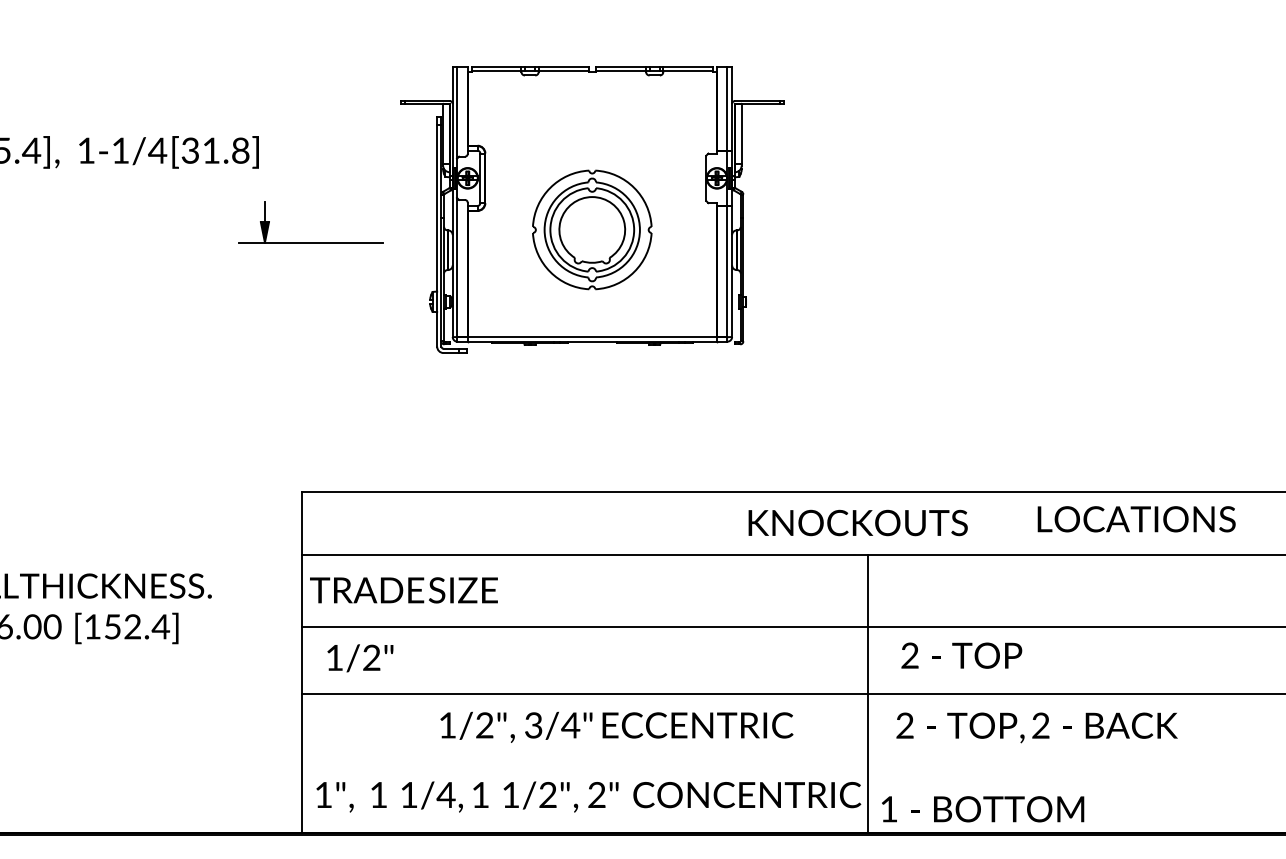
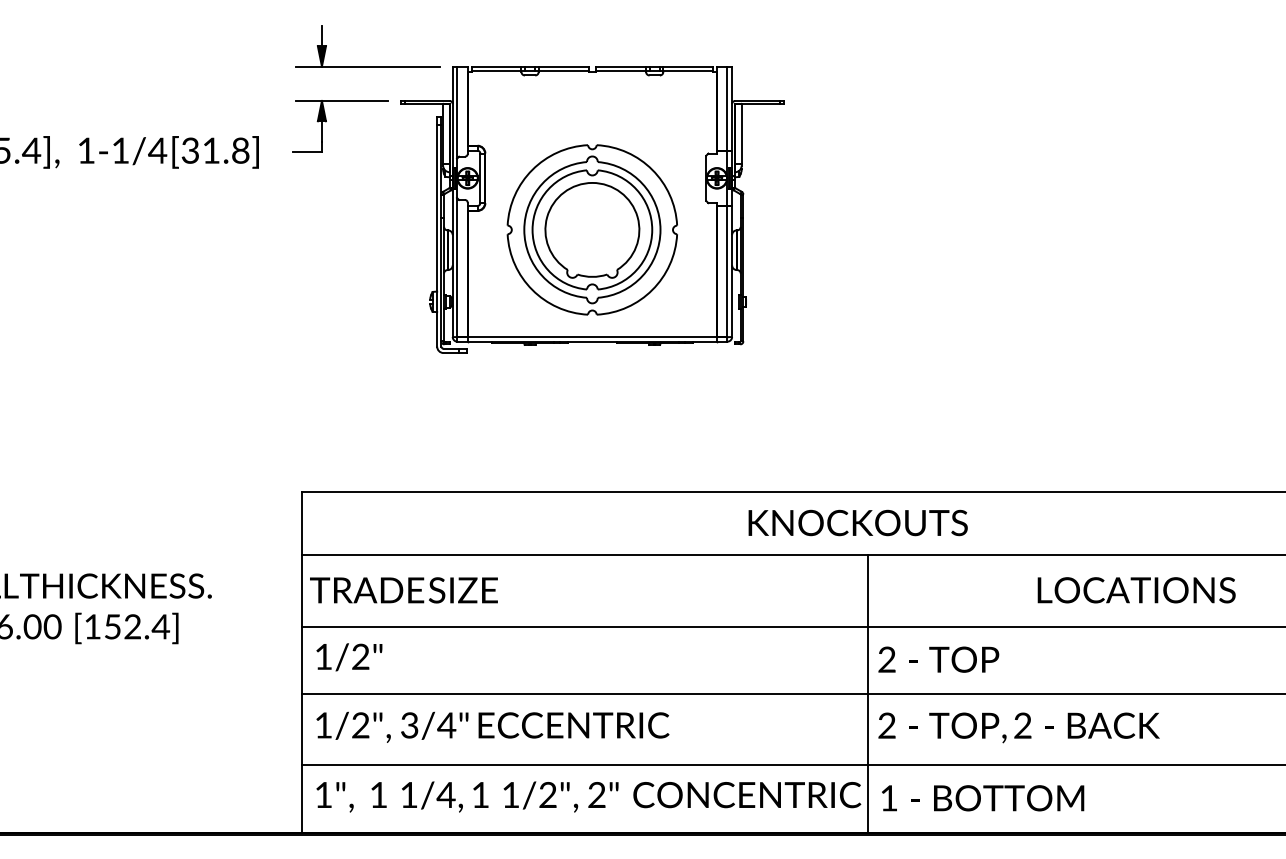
part: none -> present (326, 122)
part size: 121x122 px -> 172x172 px (591, 229)
part position: (310, 242) -> (367, 66) (367, 66)
text position: (1136, 519) -> (1136, 590) (1136, 590)
text position: (961, 655) -> (938, 659) (938, 659)
text position: (360, 658) -> (349, 657) (349, 657)
text position: (616, 726) -> (492, 726) (492, 726)
text position: (1036, 727) -> (1018, 727) (1018, 727)
line: none -> present (792, 764)
text position: (983, 809) -> (983, 798) (983, 798)
